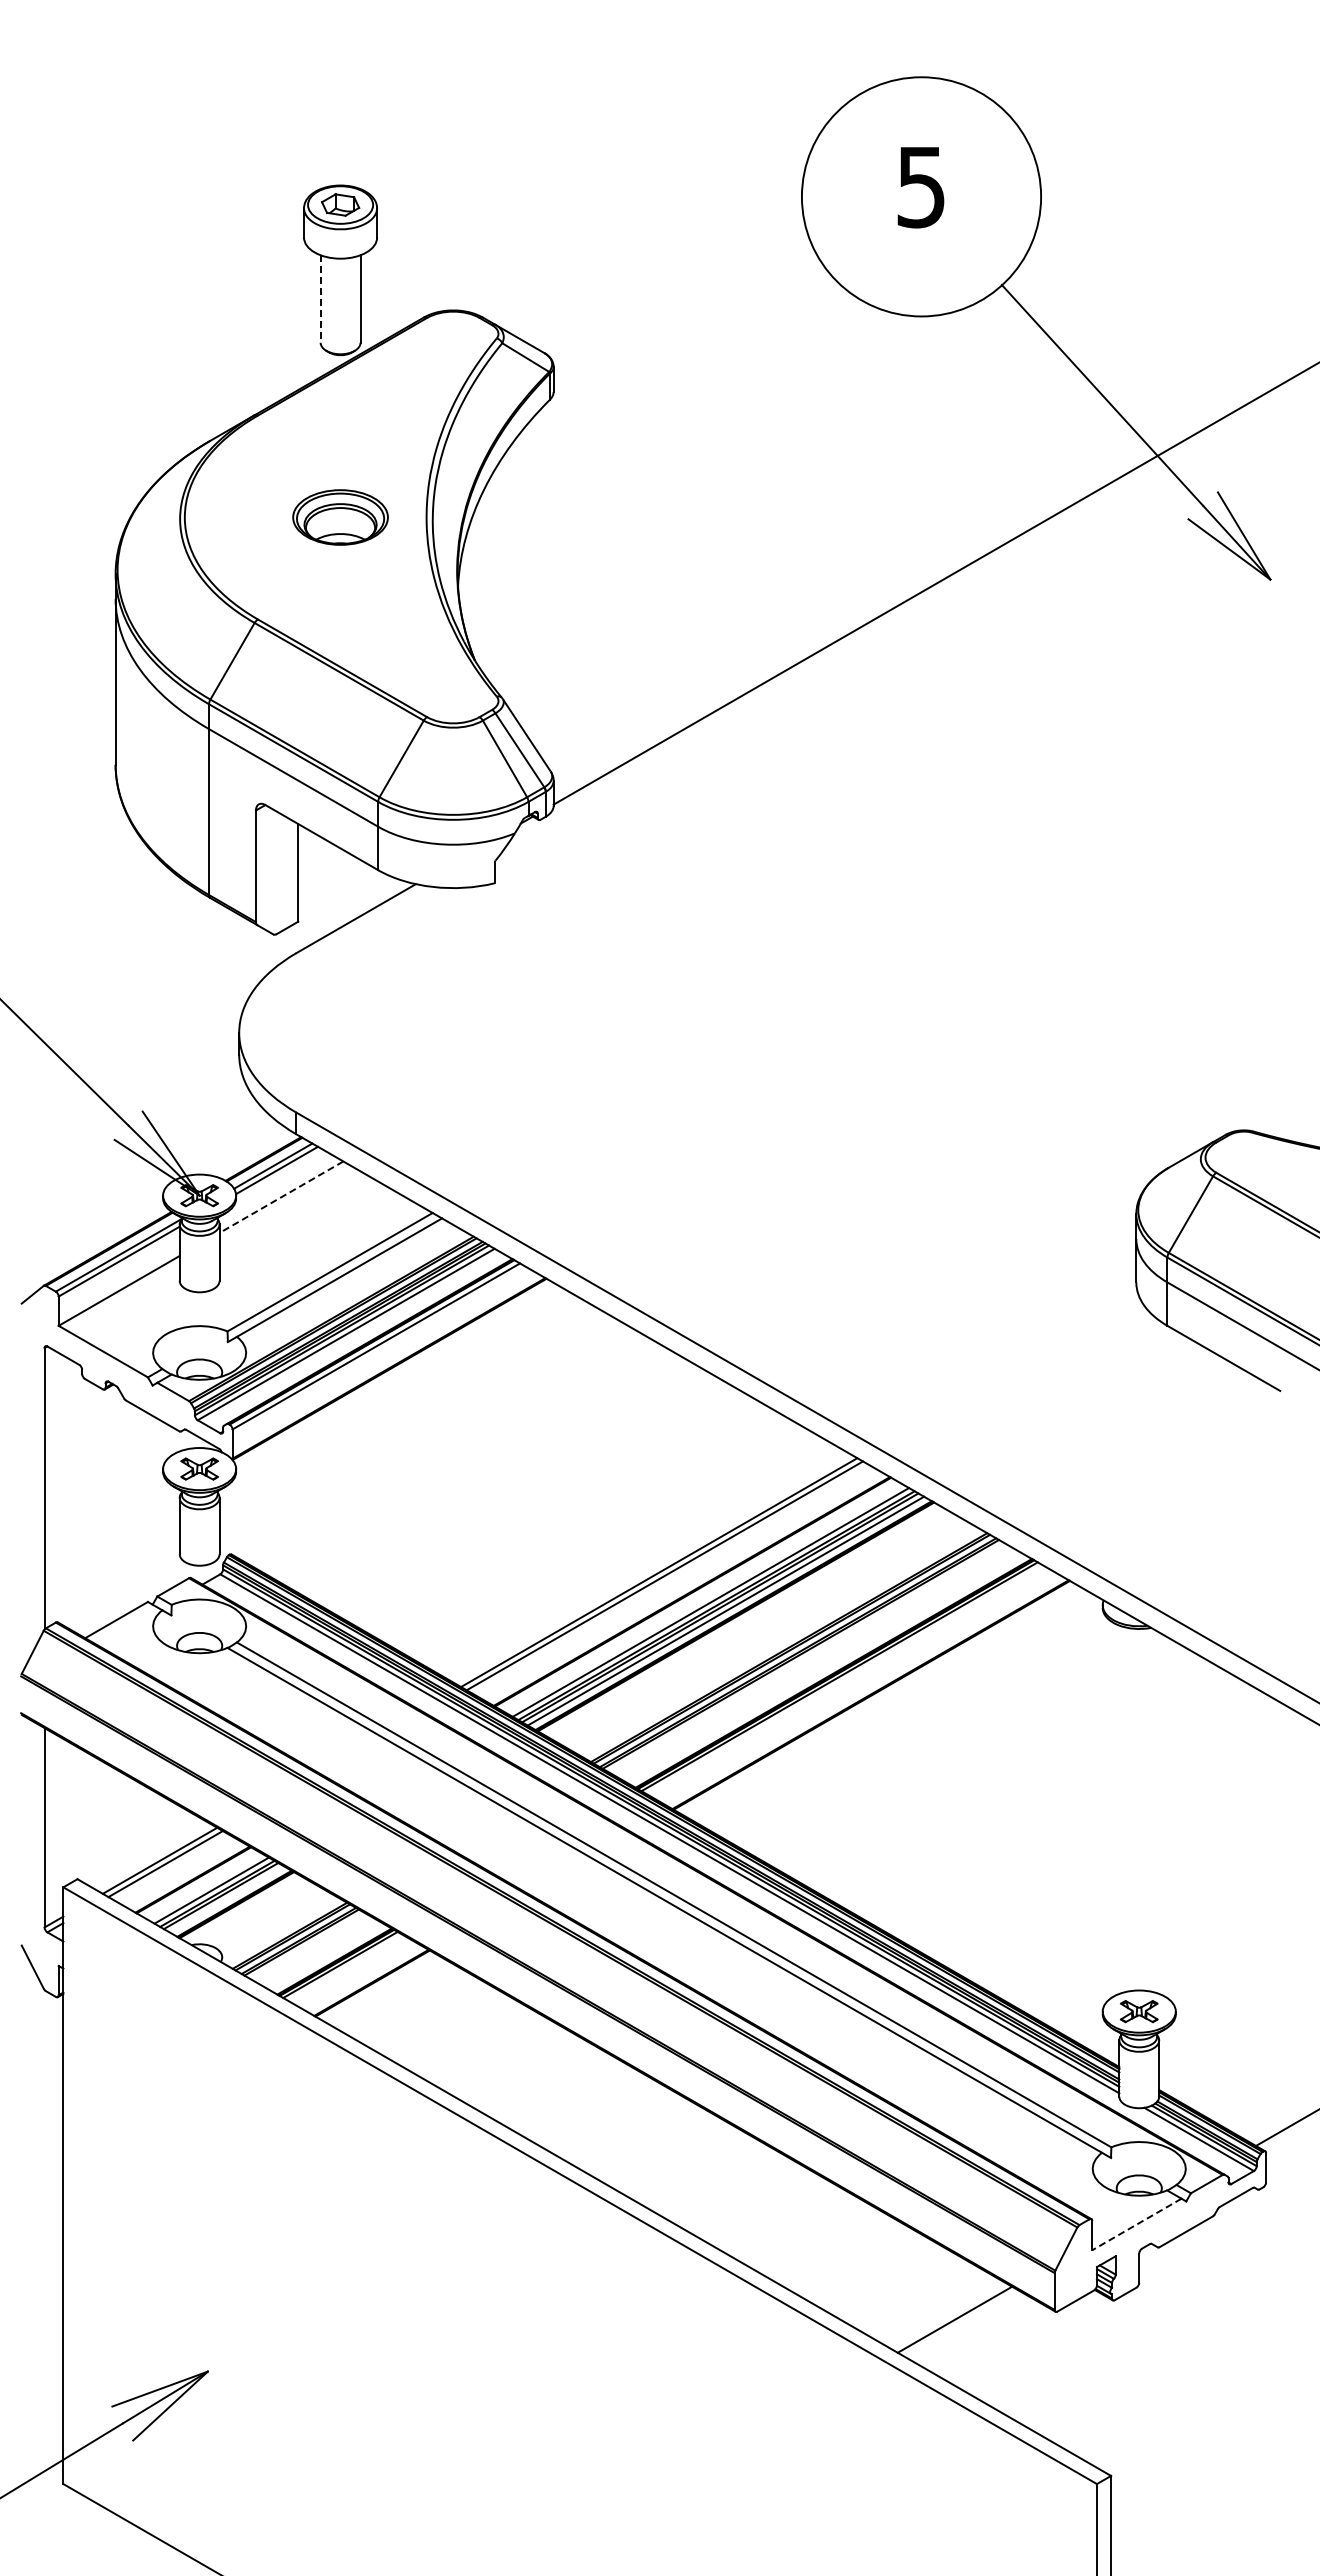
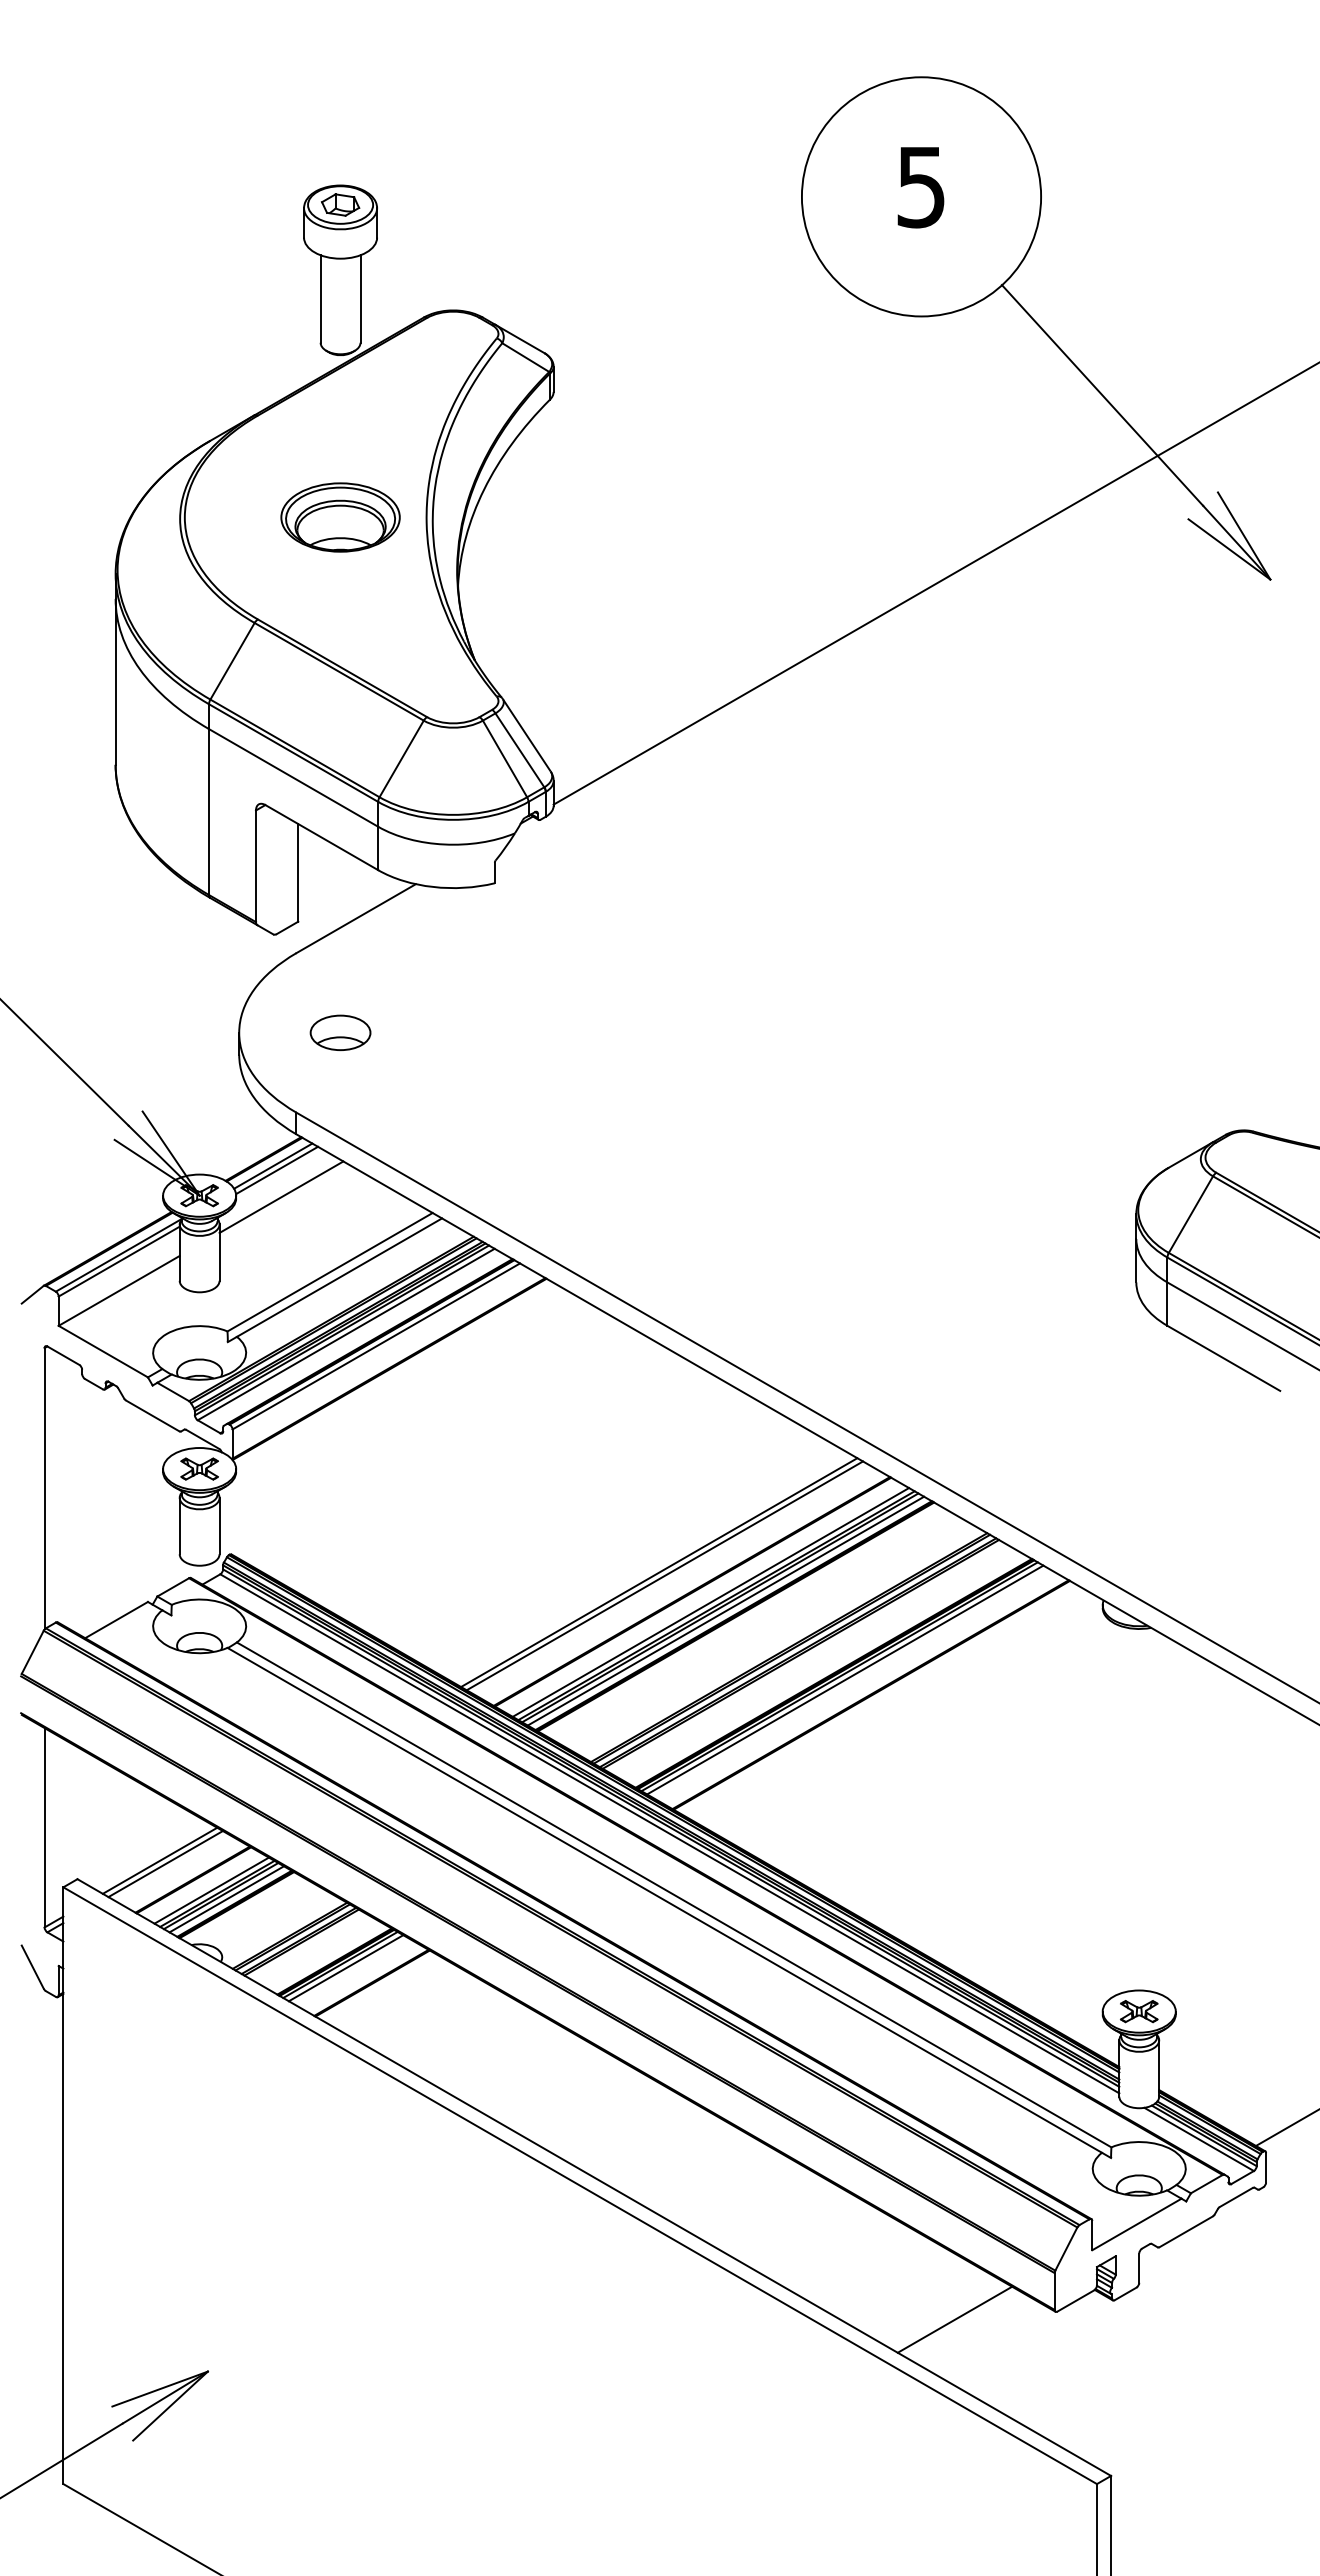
line: dashed -> solid (320, 299)
part size: 97x57 px -> 121x71 px (340, 517)
part: none -> present (340, 1032)
line: dashed -> solid (281, 1197)
line: none -> present (845, 1679)
line: none -> present (226, 1899)
line: none -> present (345, 1968)
line: dashed -> solid (1136, 2224)
